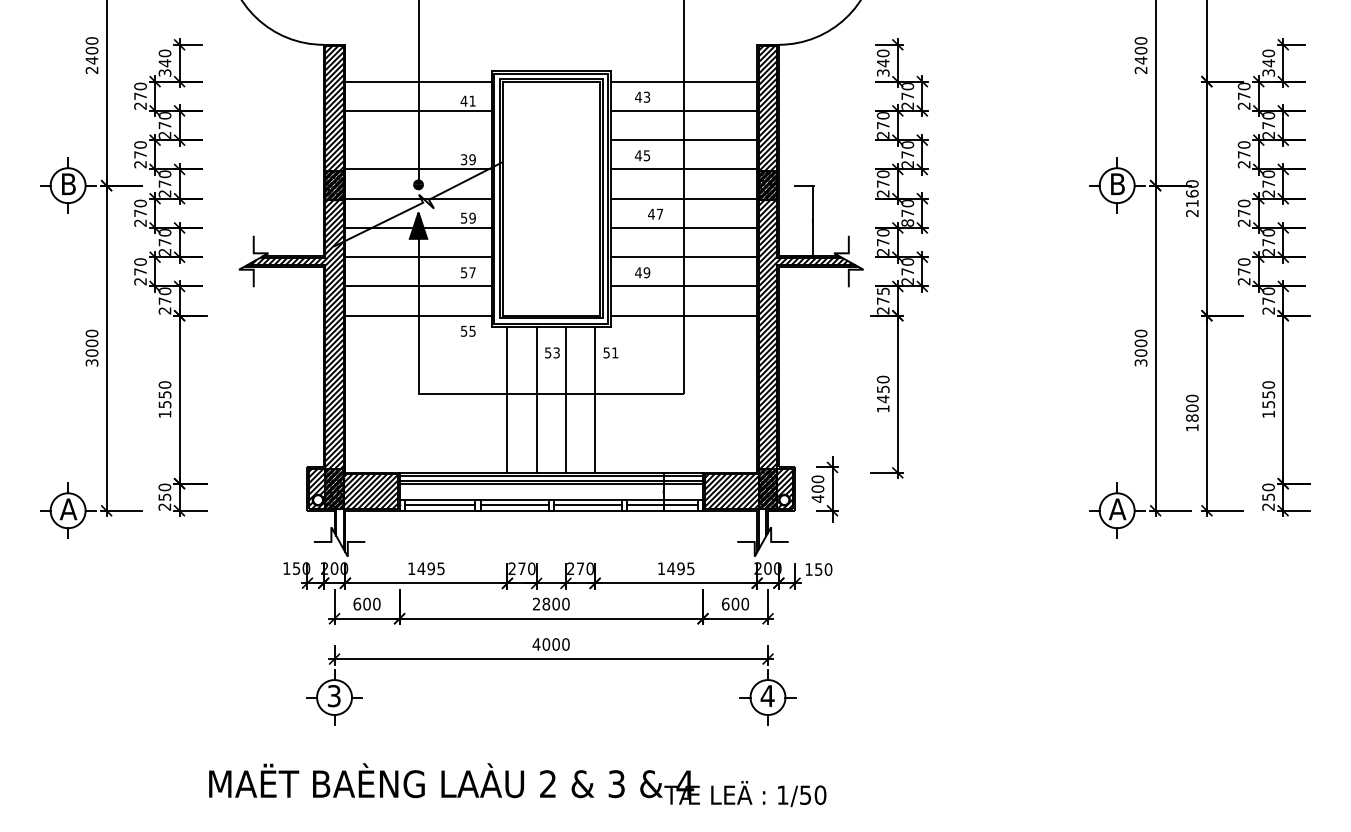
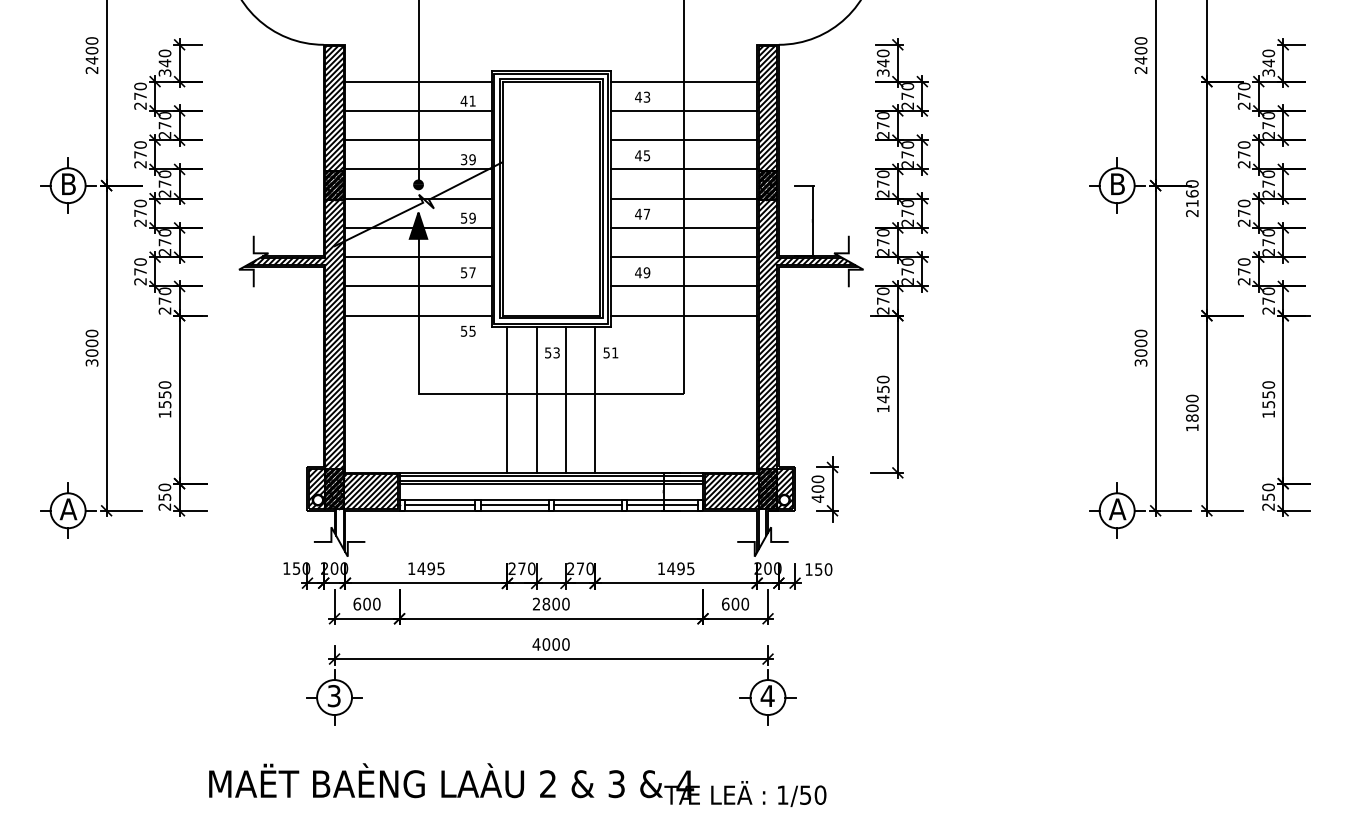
line: none -> present (418, 140)
text position: (655, 213) -> (642, 213) (642, 213)
text: 870 -> 270 (907, 222)
text: 275 -> 270 (882, 291)
